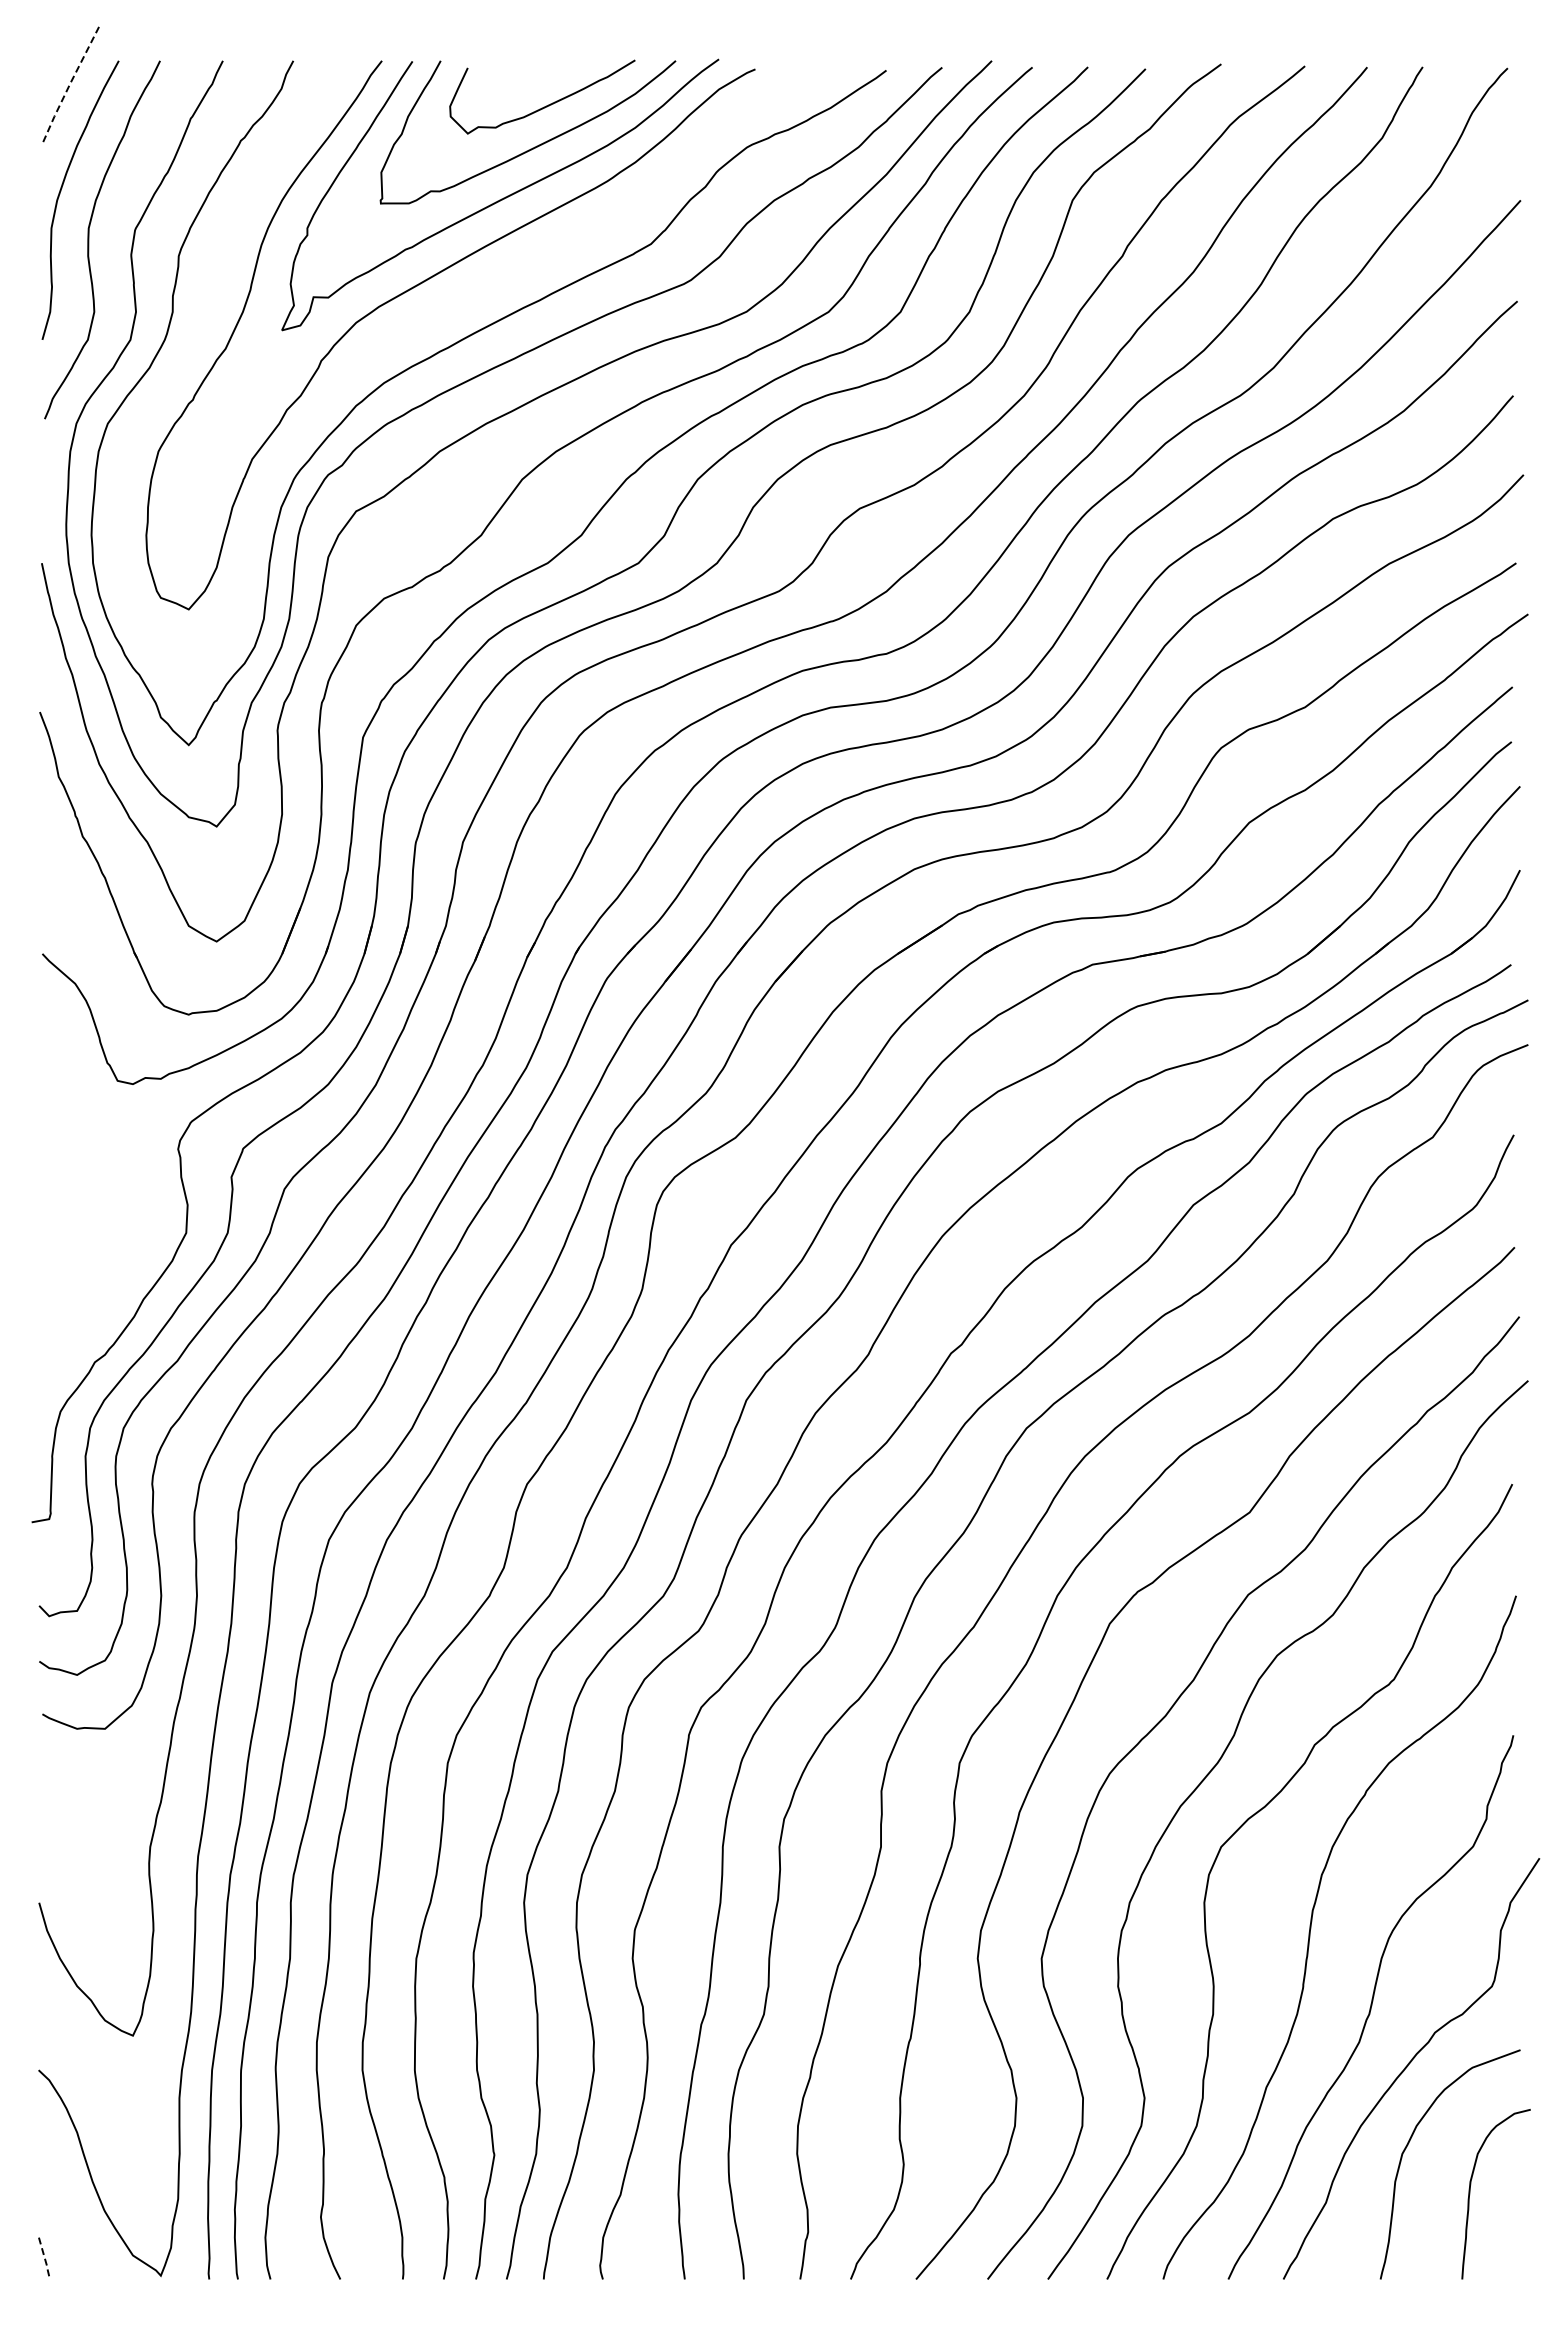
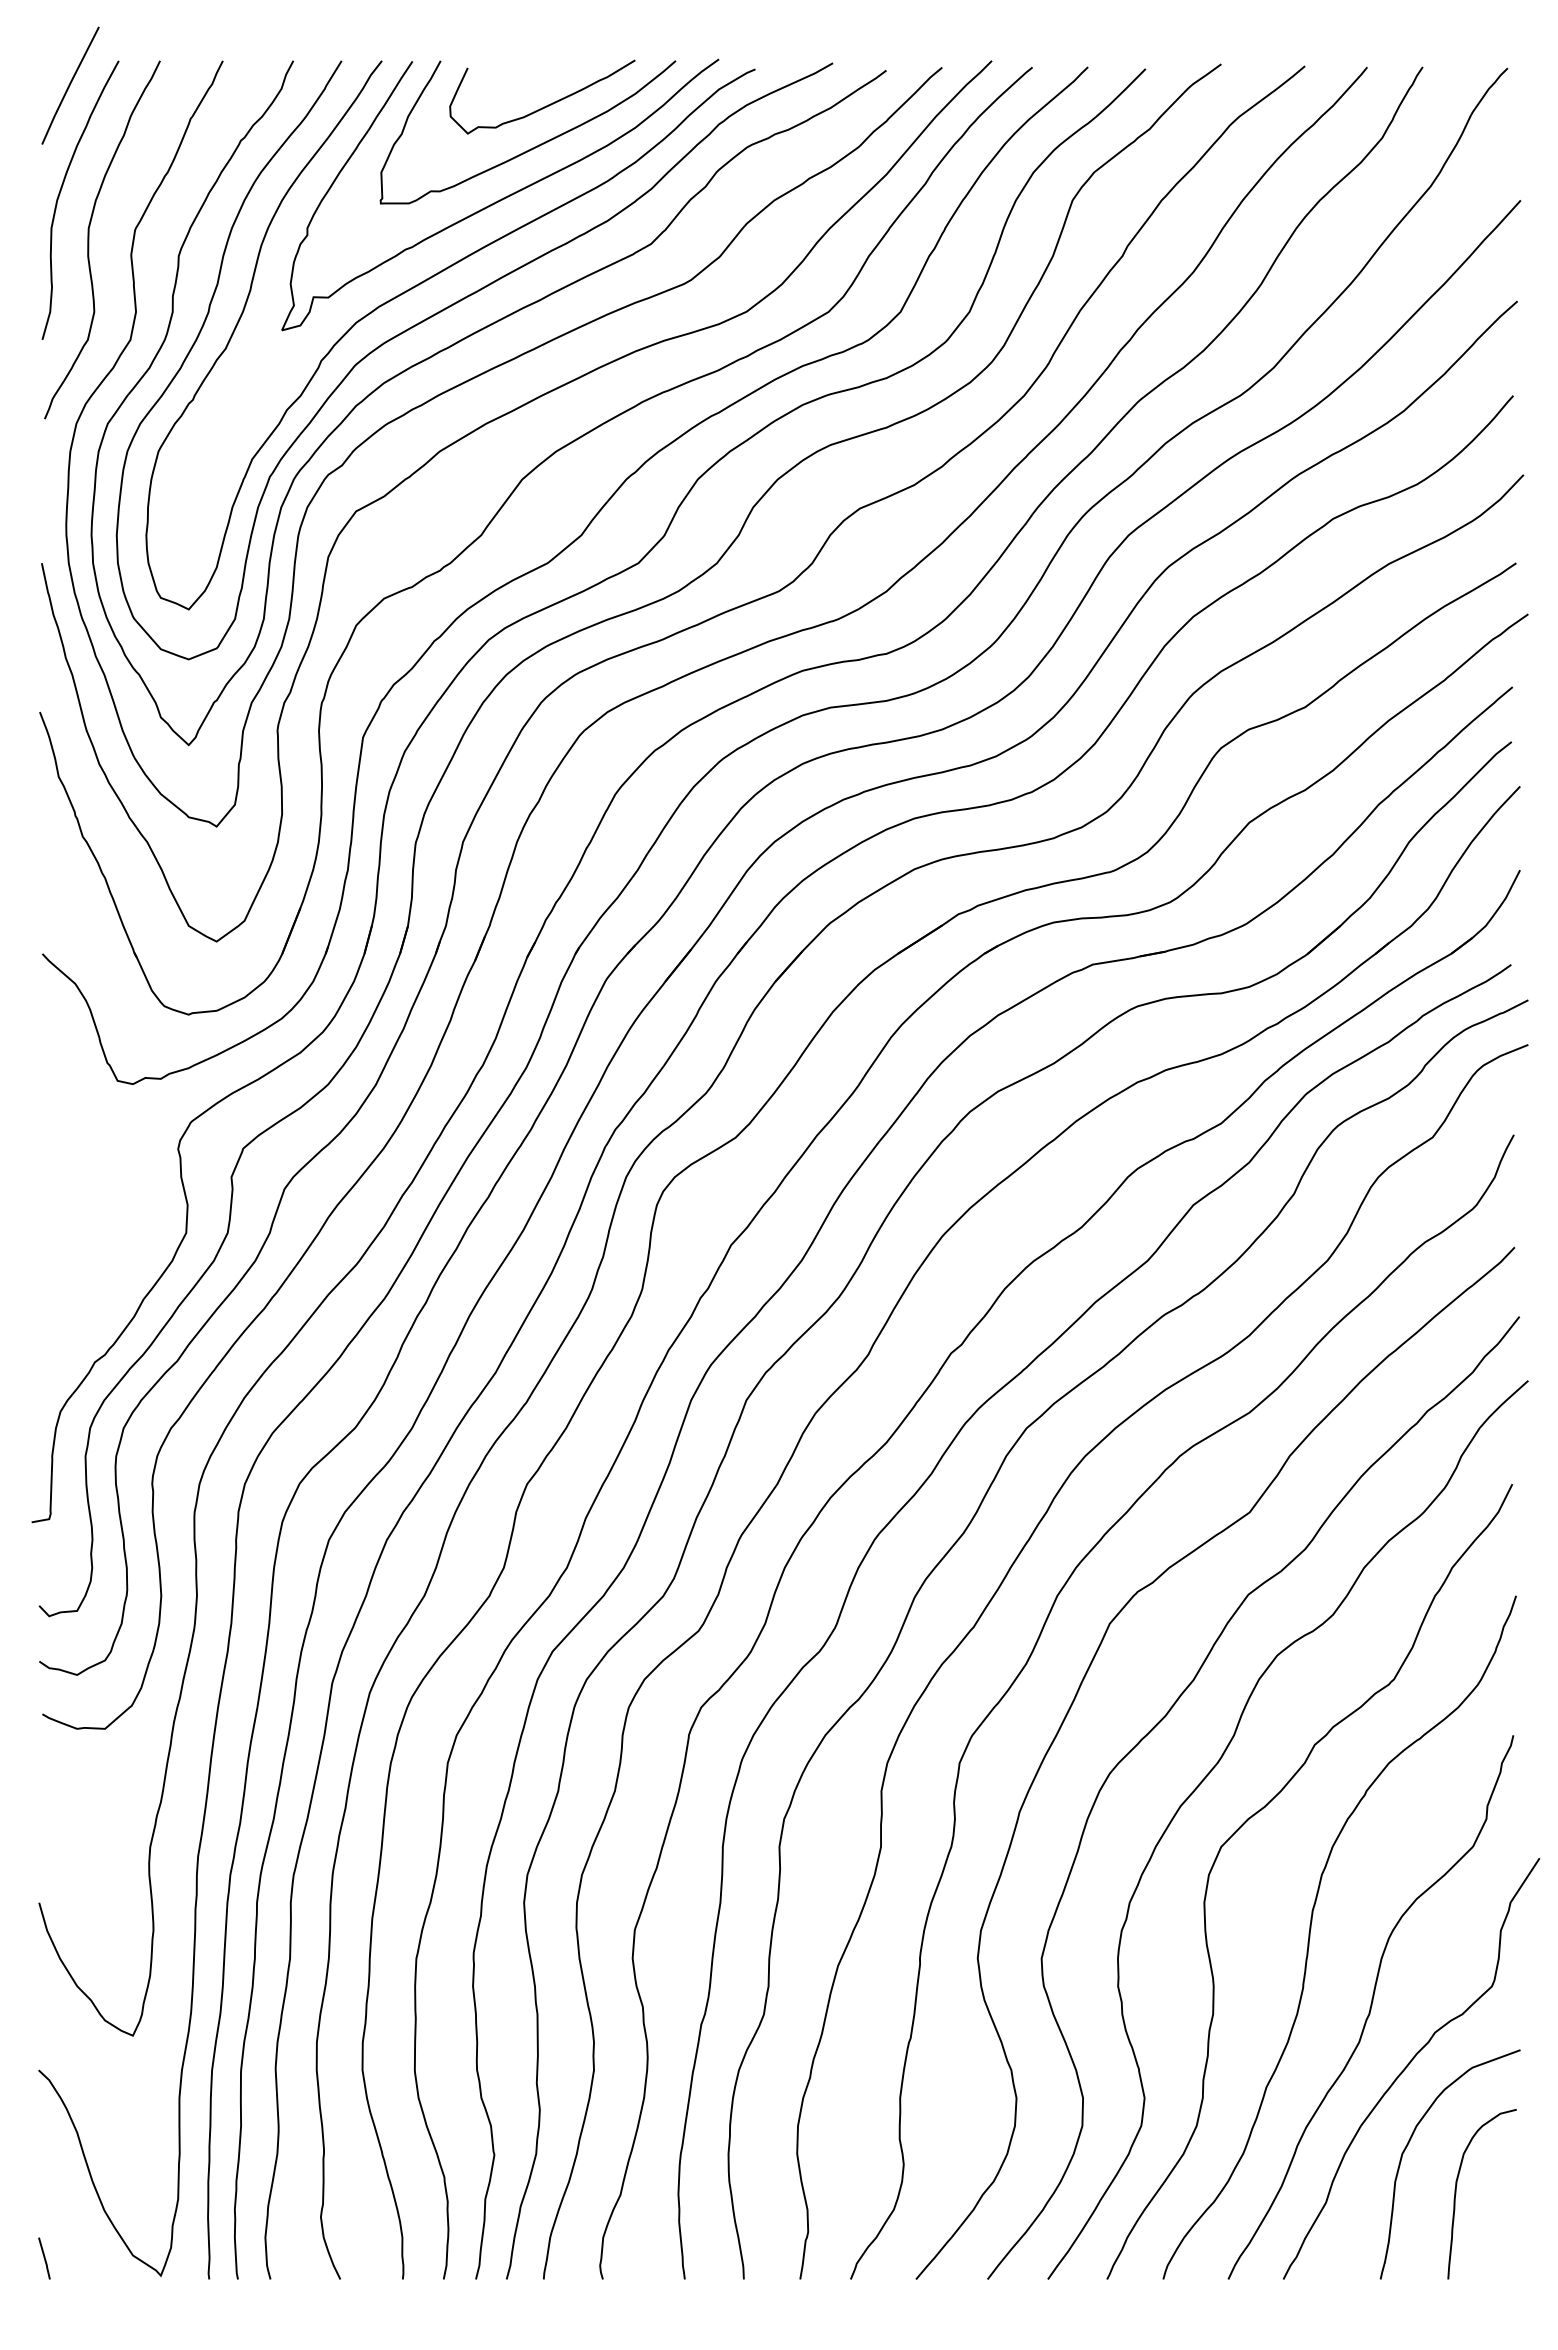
line: dashed -> solid (69, 85)
curve: none -> present (448, 308)
curve position: (1470, 2194) -> (1456, 2194) (1456, 2194)
line: dashed -> solid (45, 2259)
